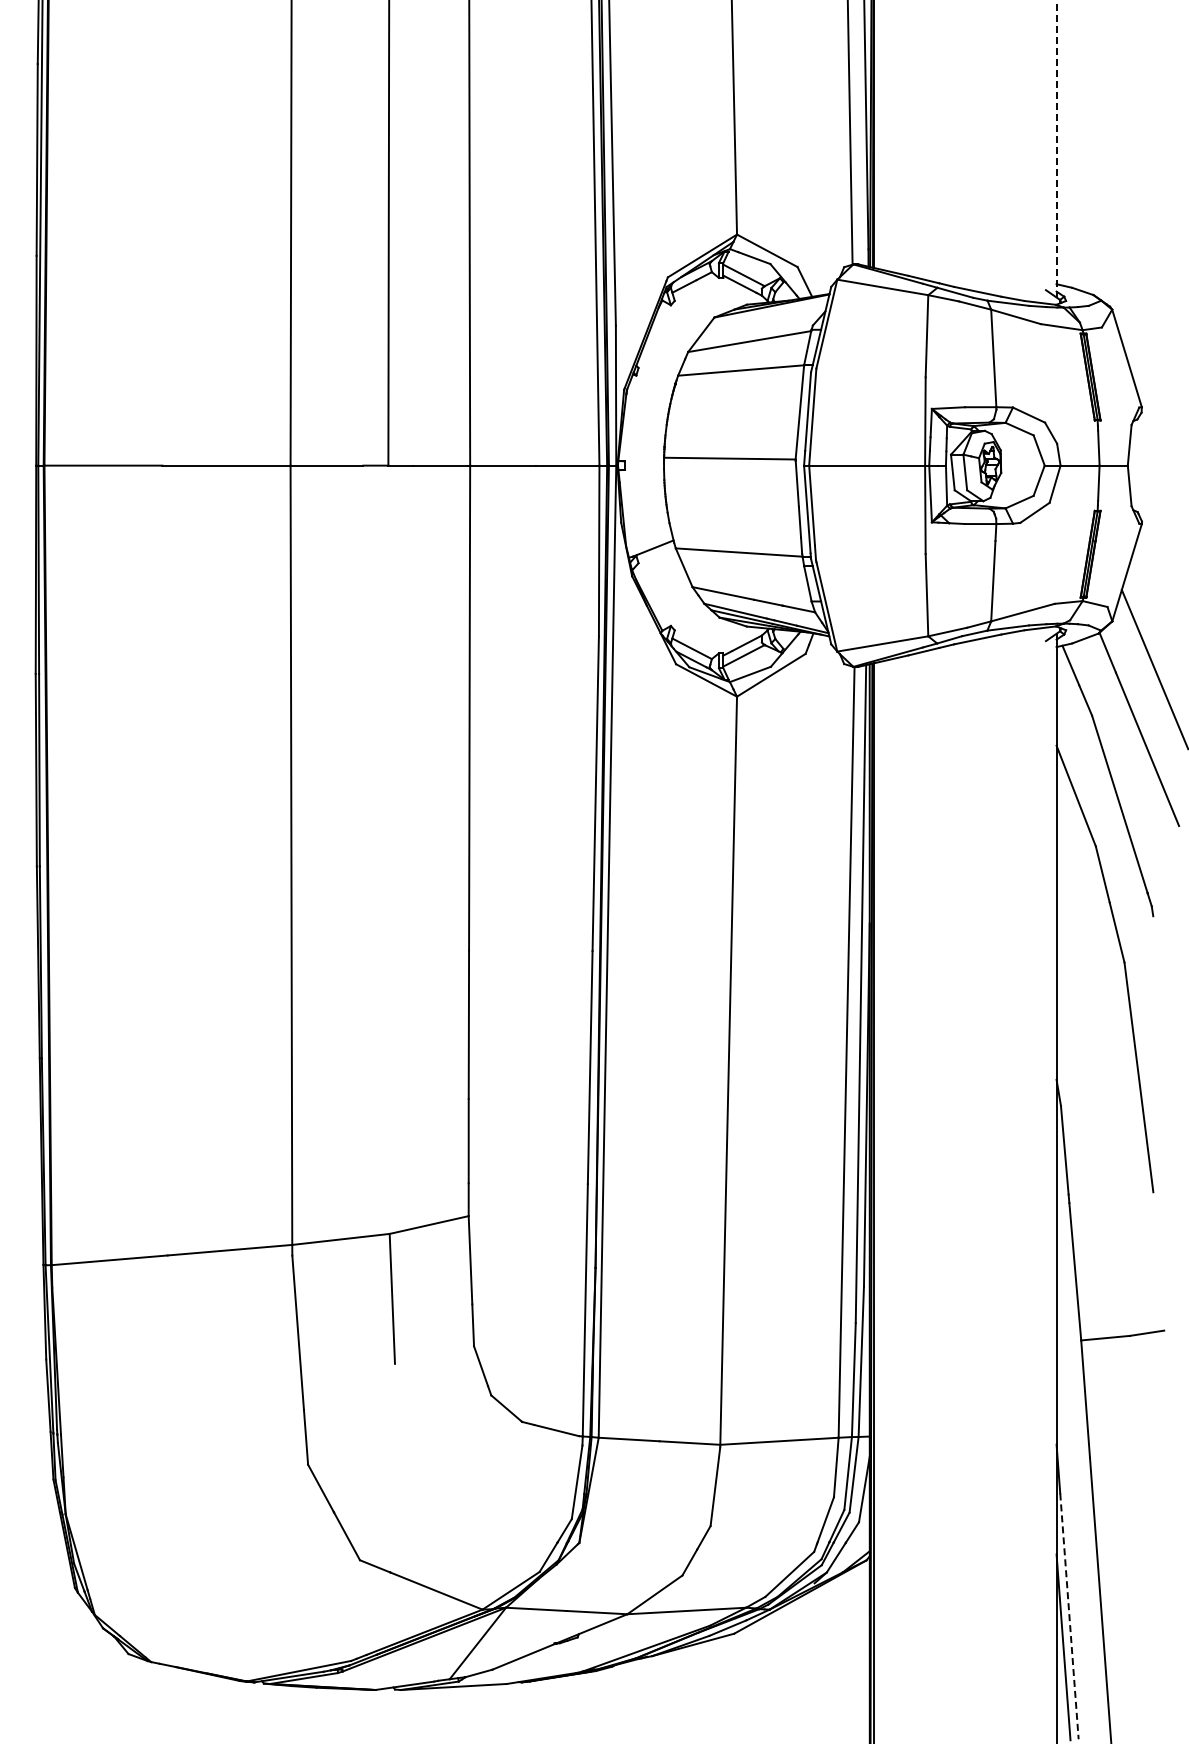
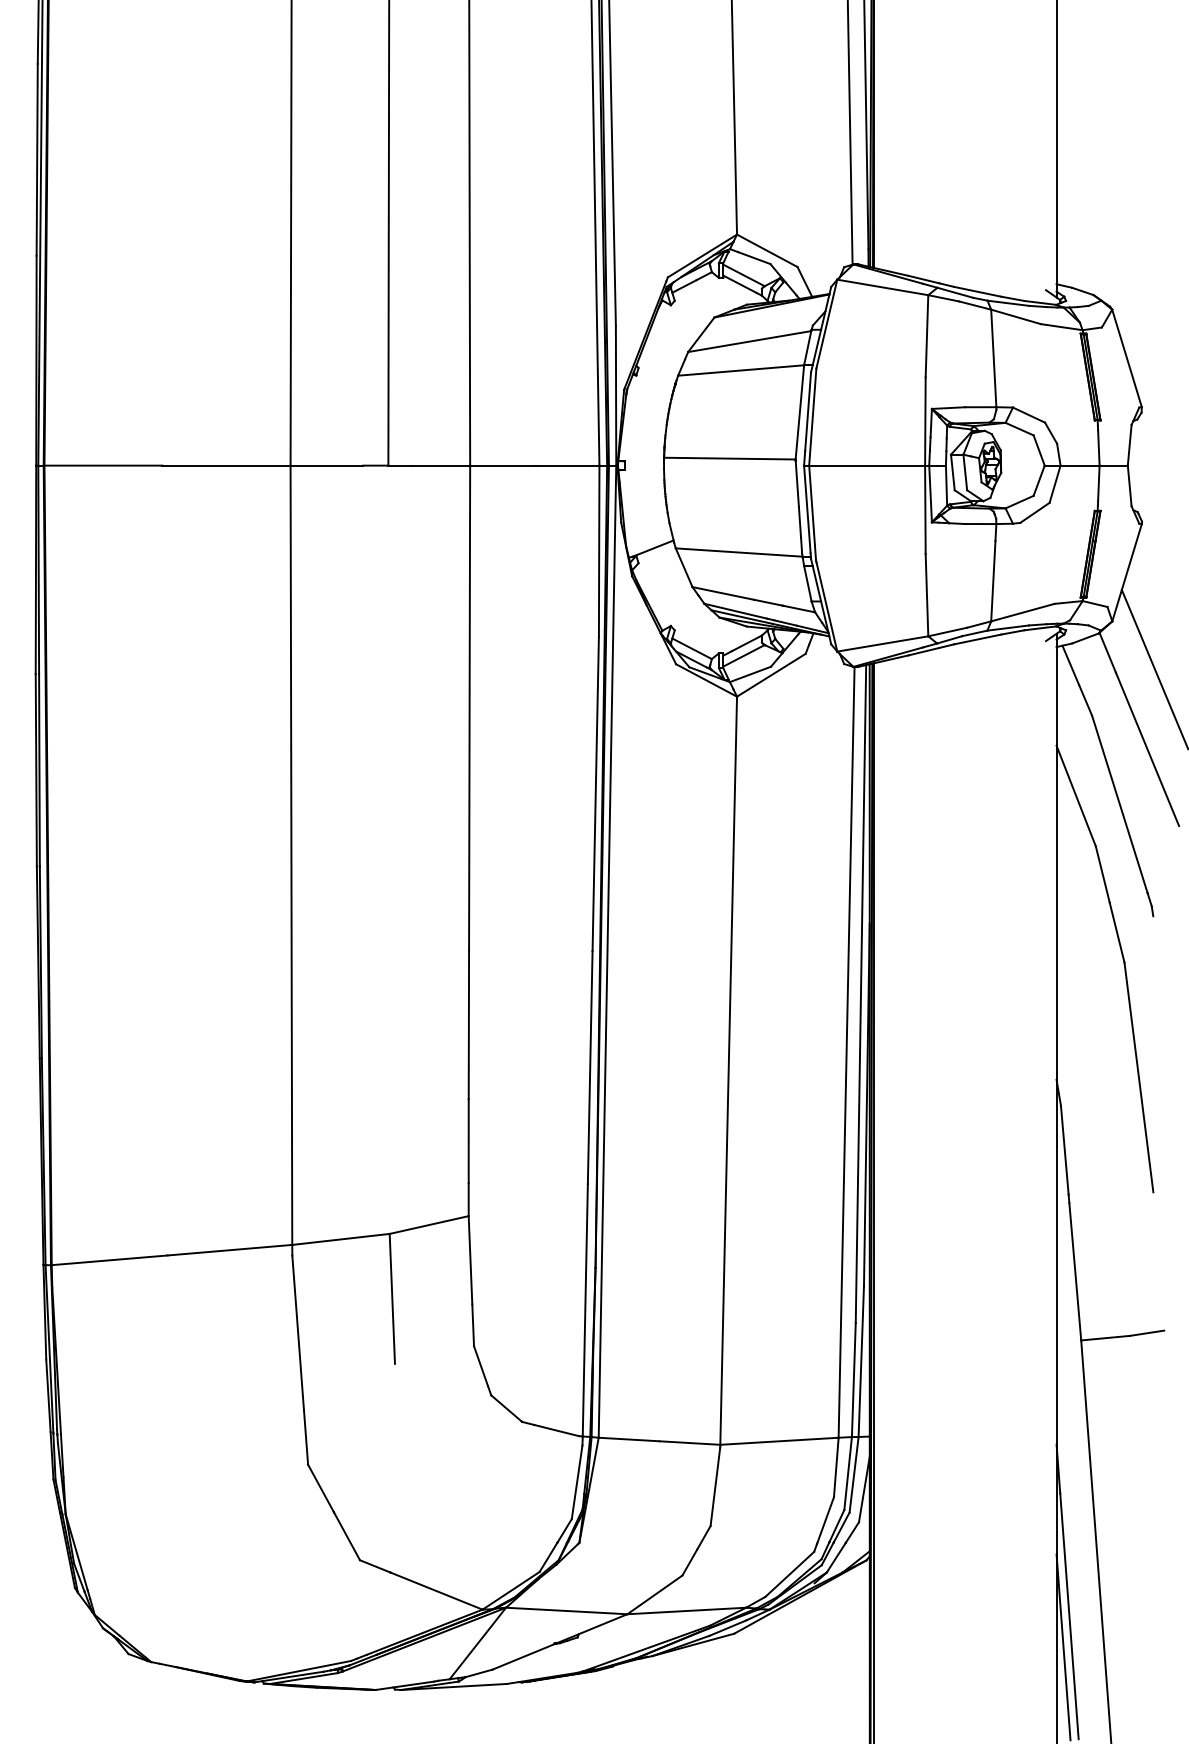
line: dashed -> solid (1056, 148)
line: dashed -> solid (1069, 1616)
